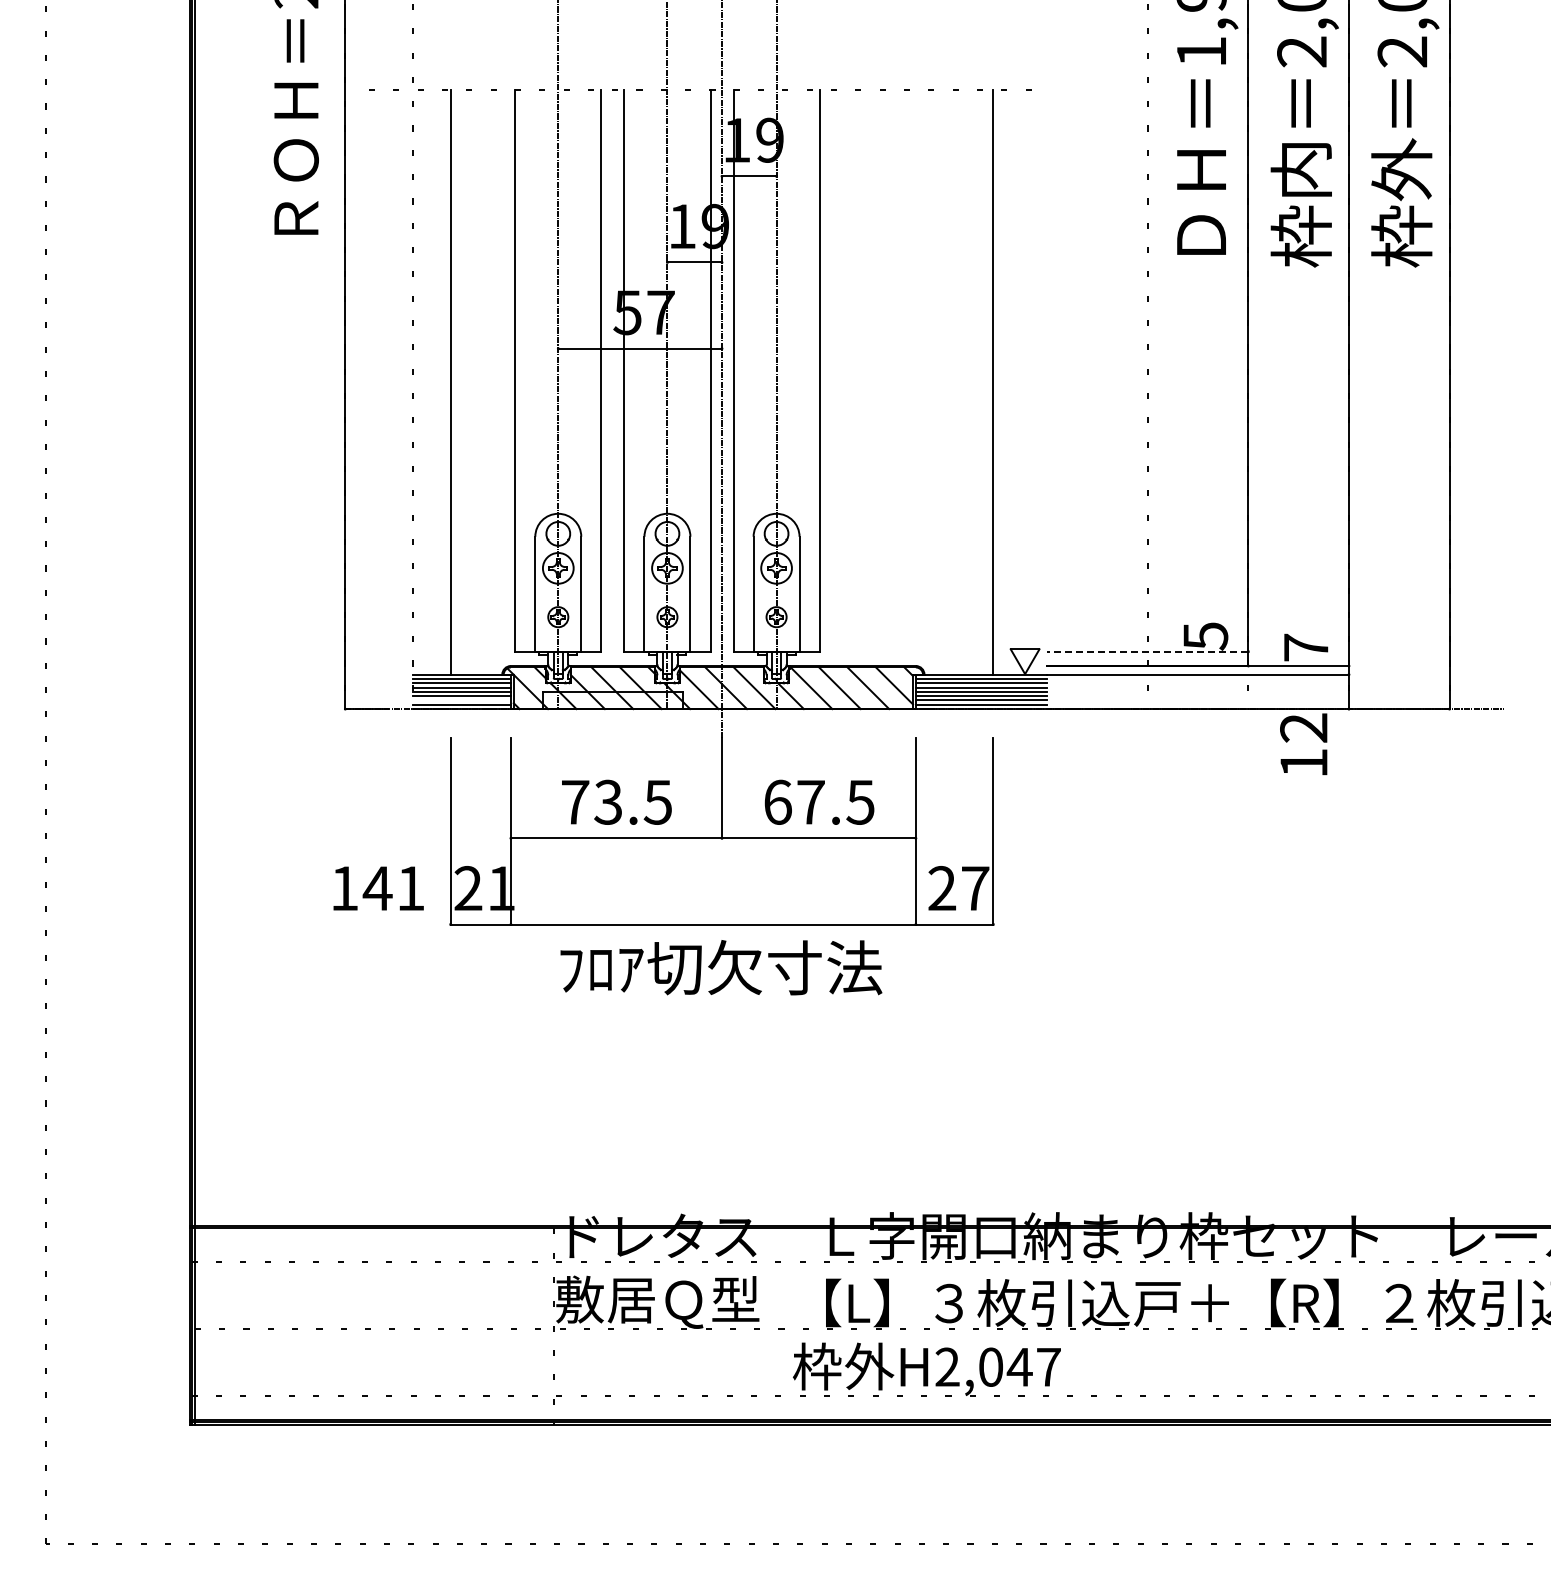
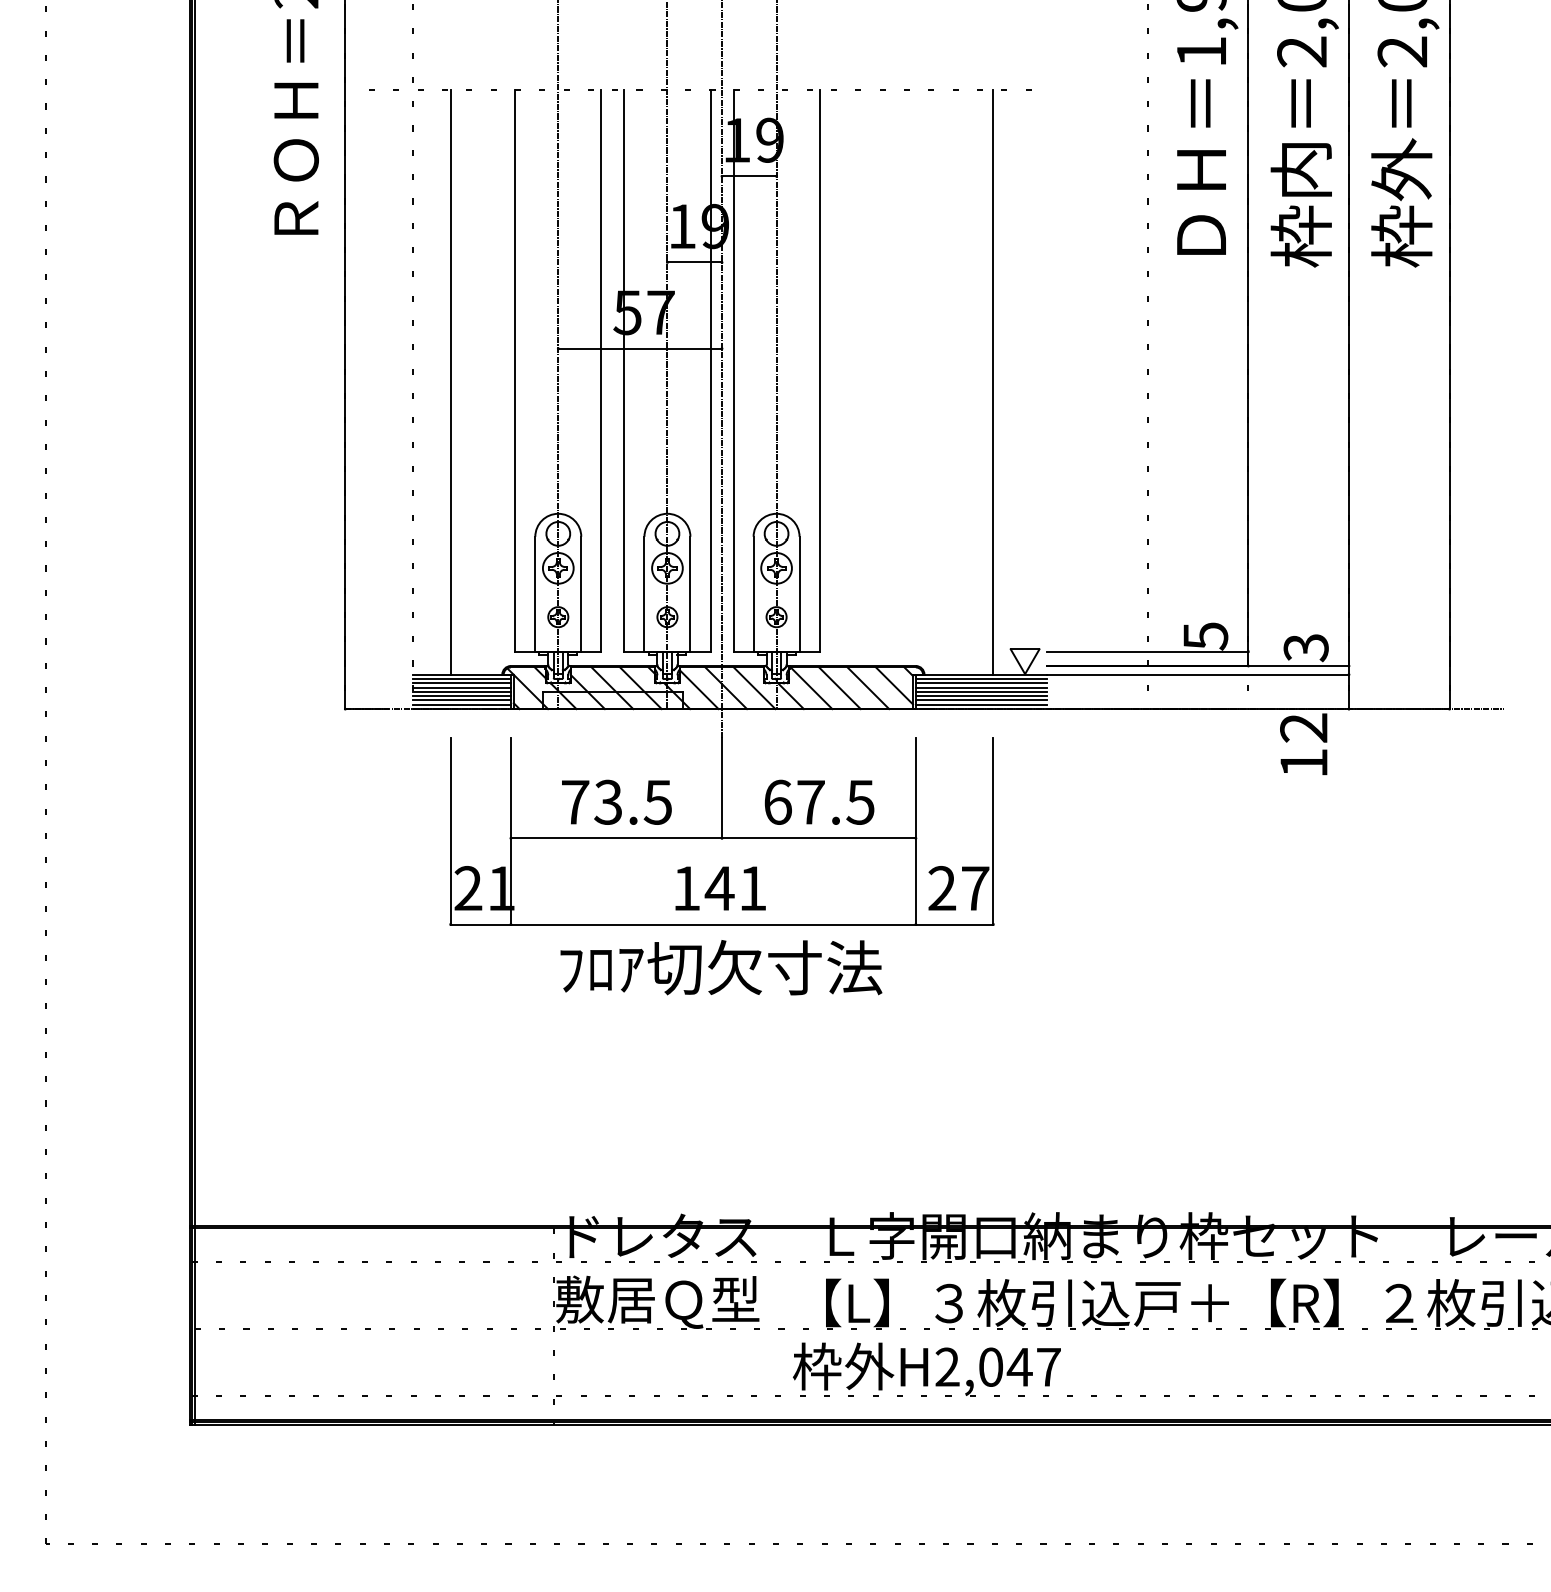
text: 7 -> 3 (1305, 647)
line: dashed -> solid (1147, 651)
line: none -> present (461, 700)
text position: (378, 888) -> (720, 888) (720, 888)
